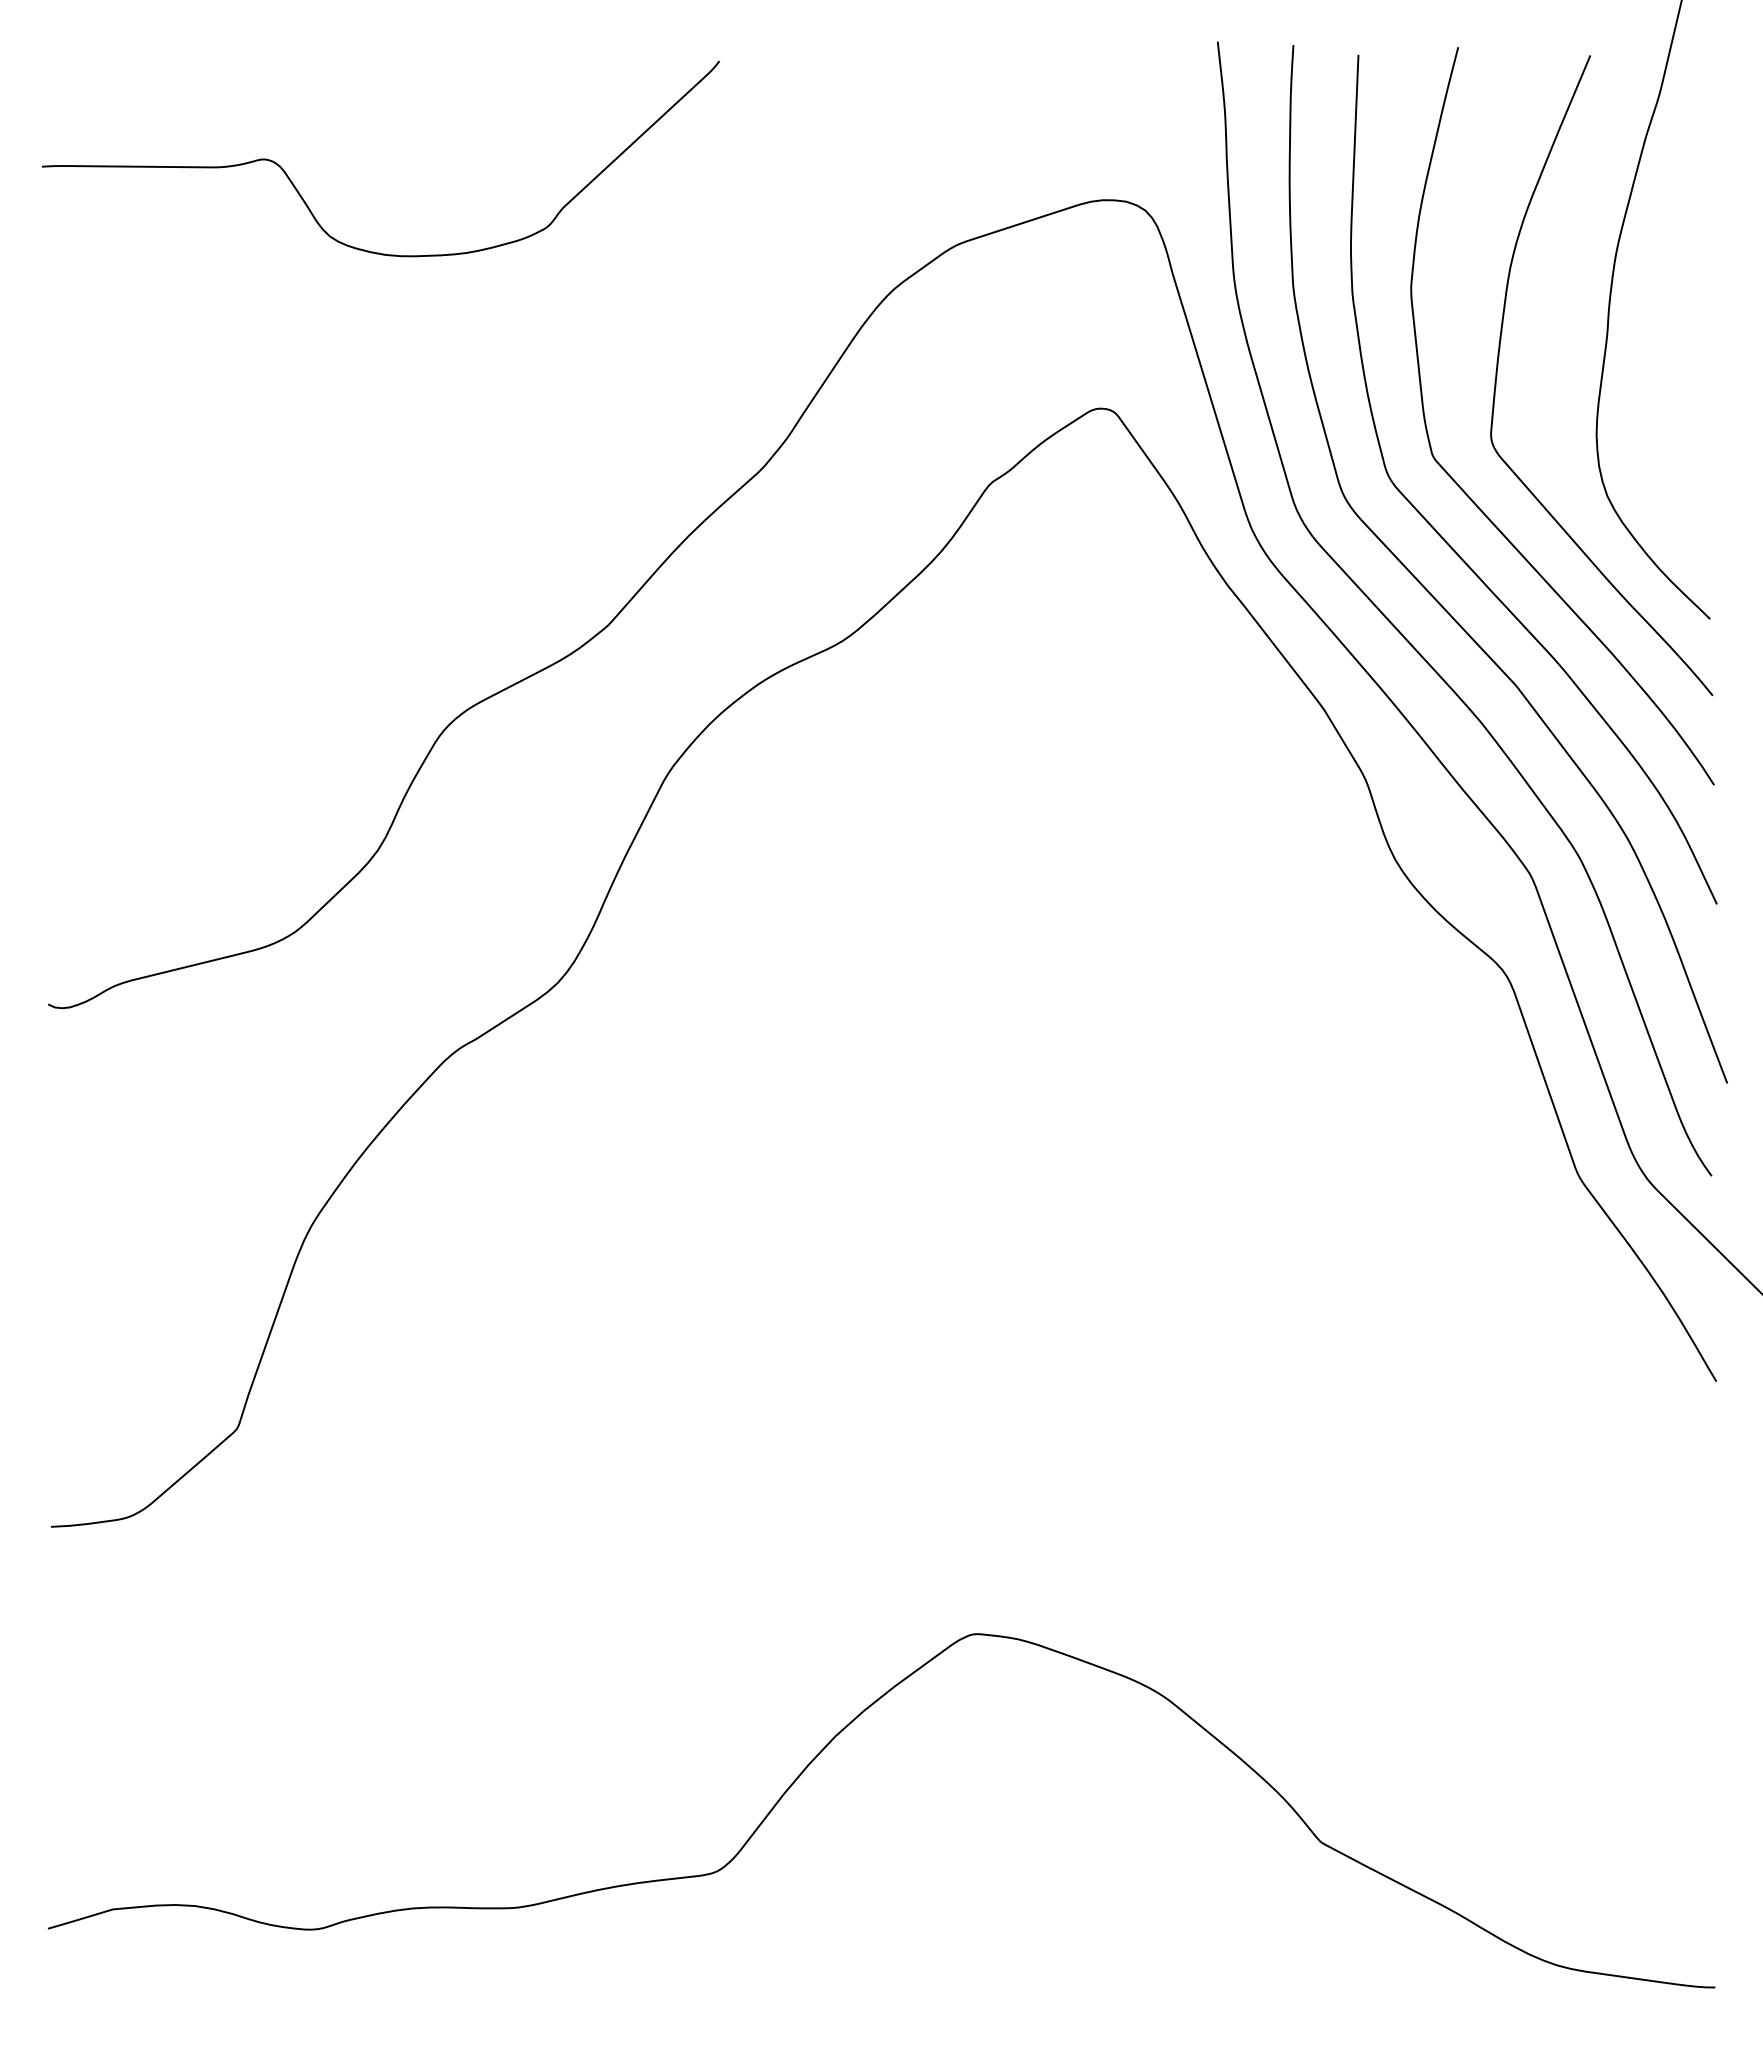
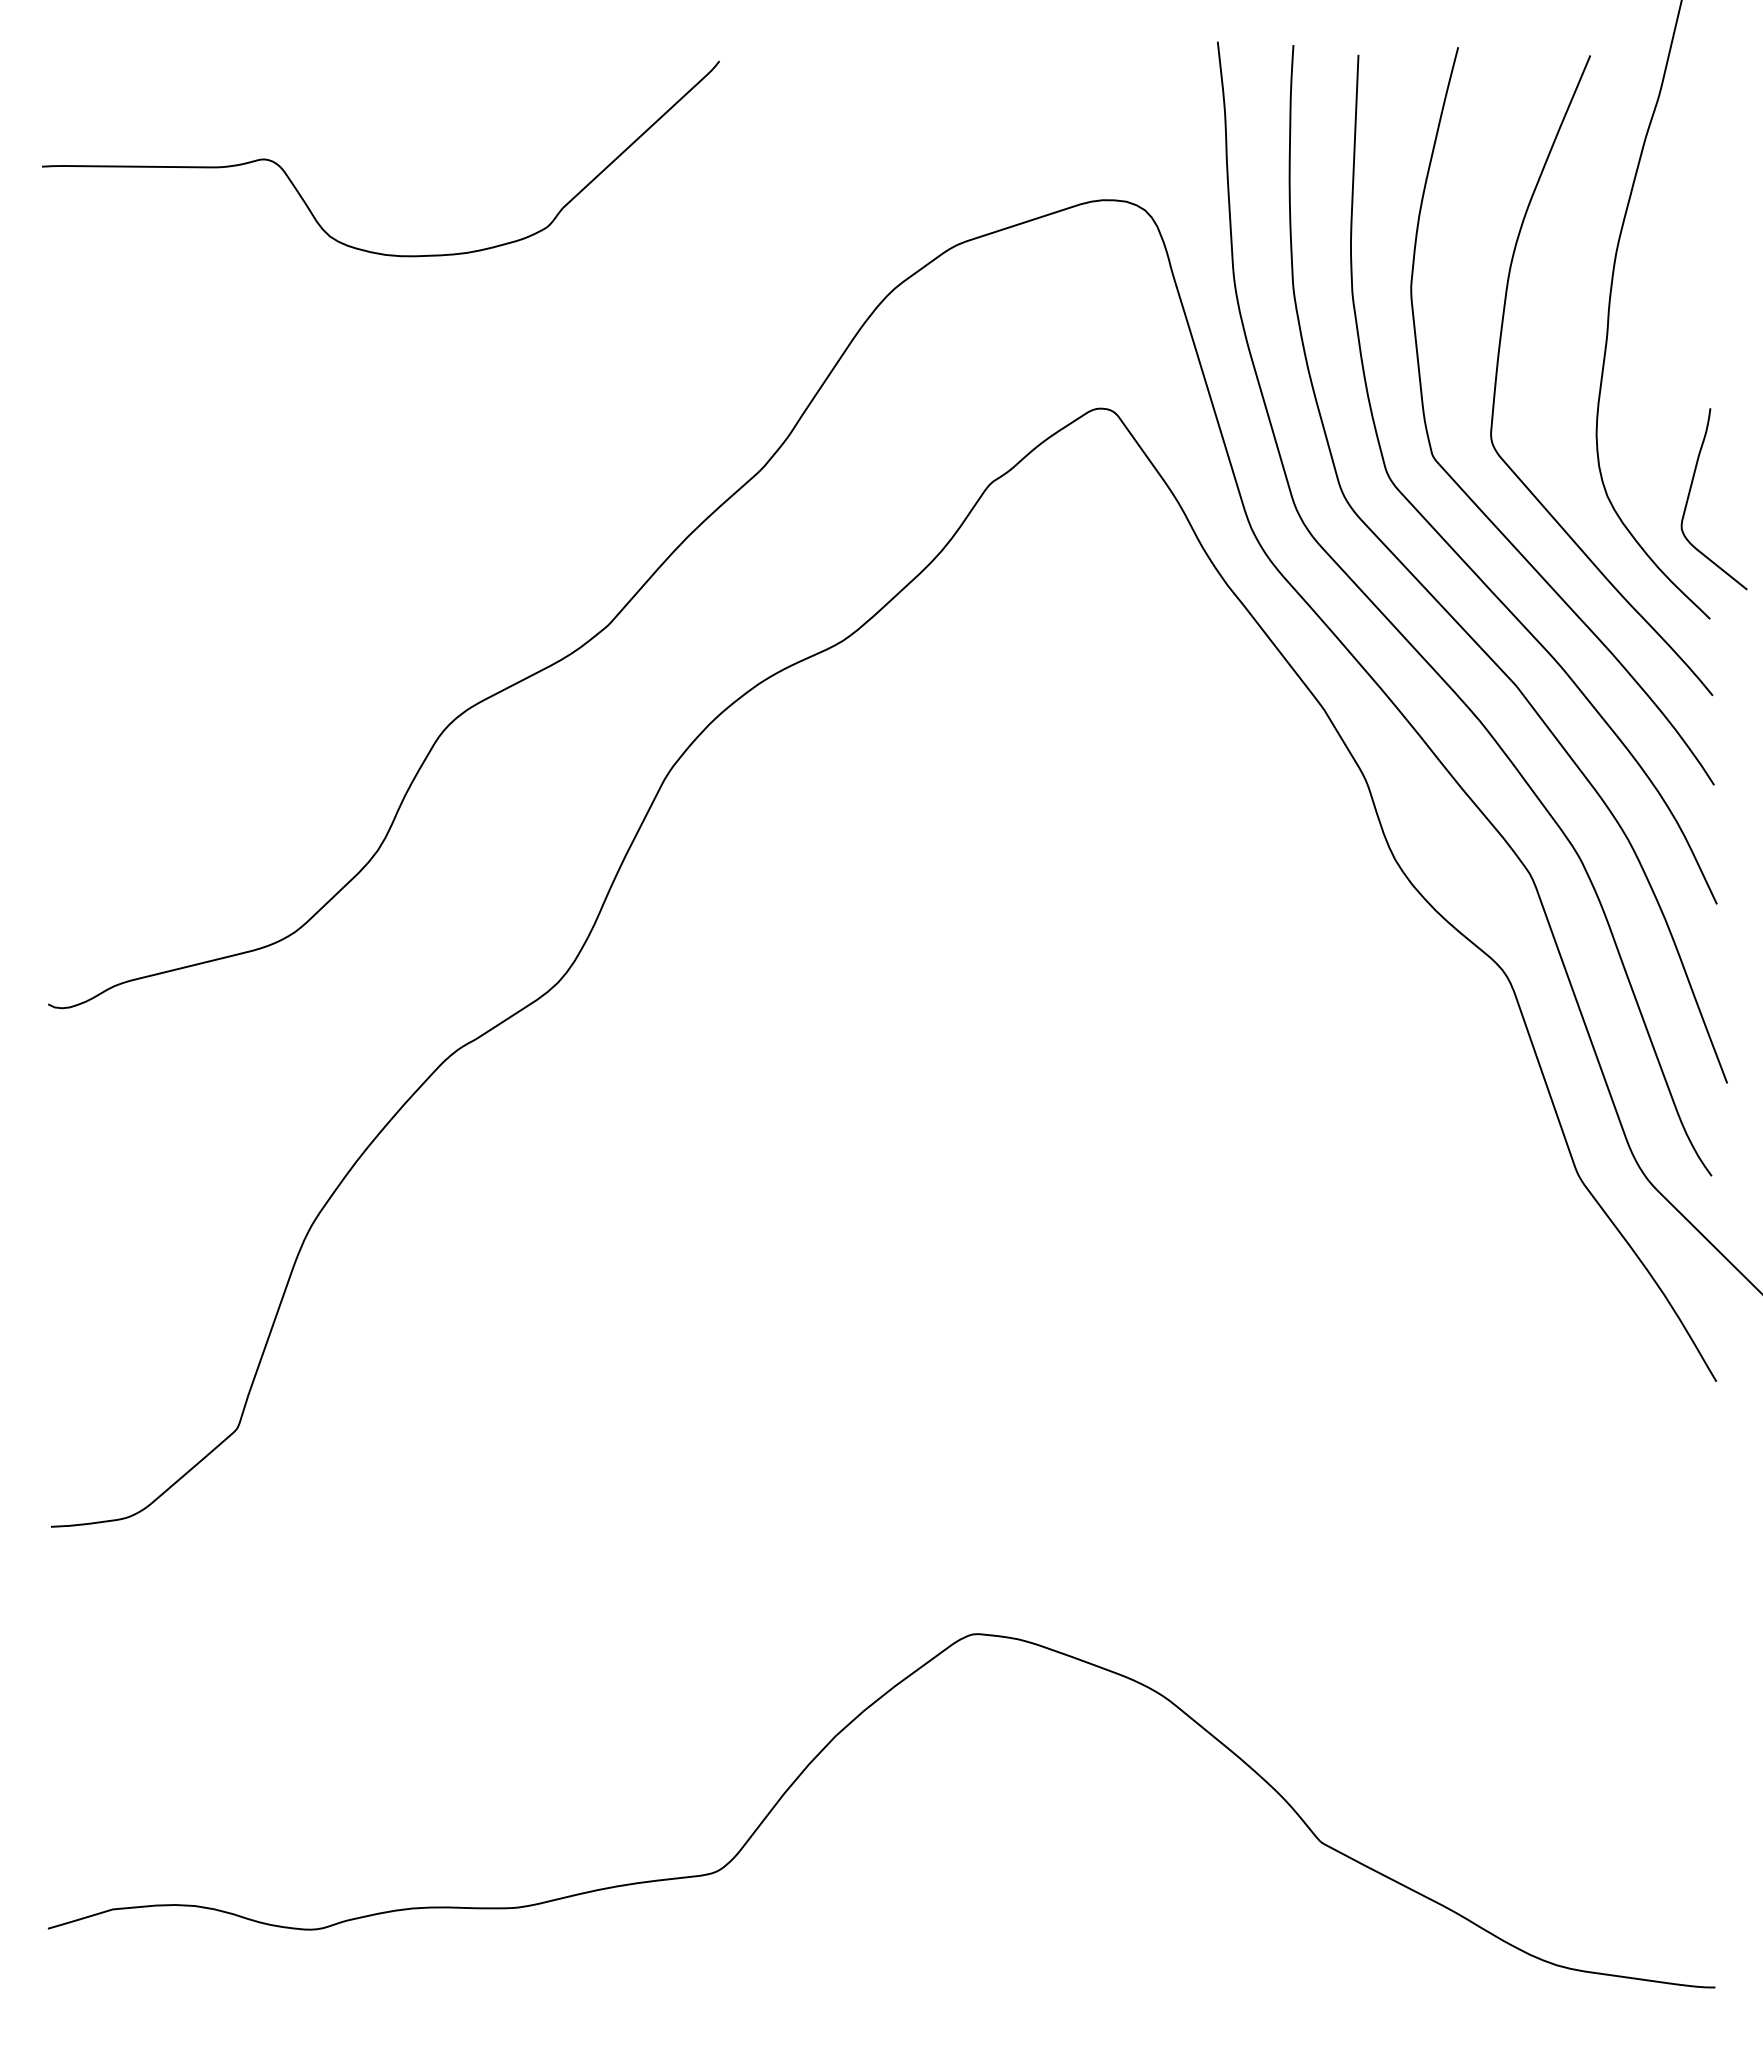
curve: none -> present (1690, 493)
